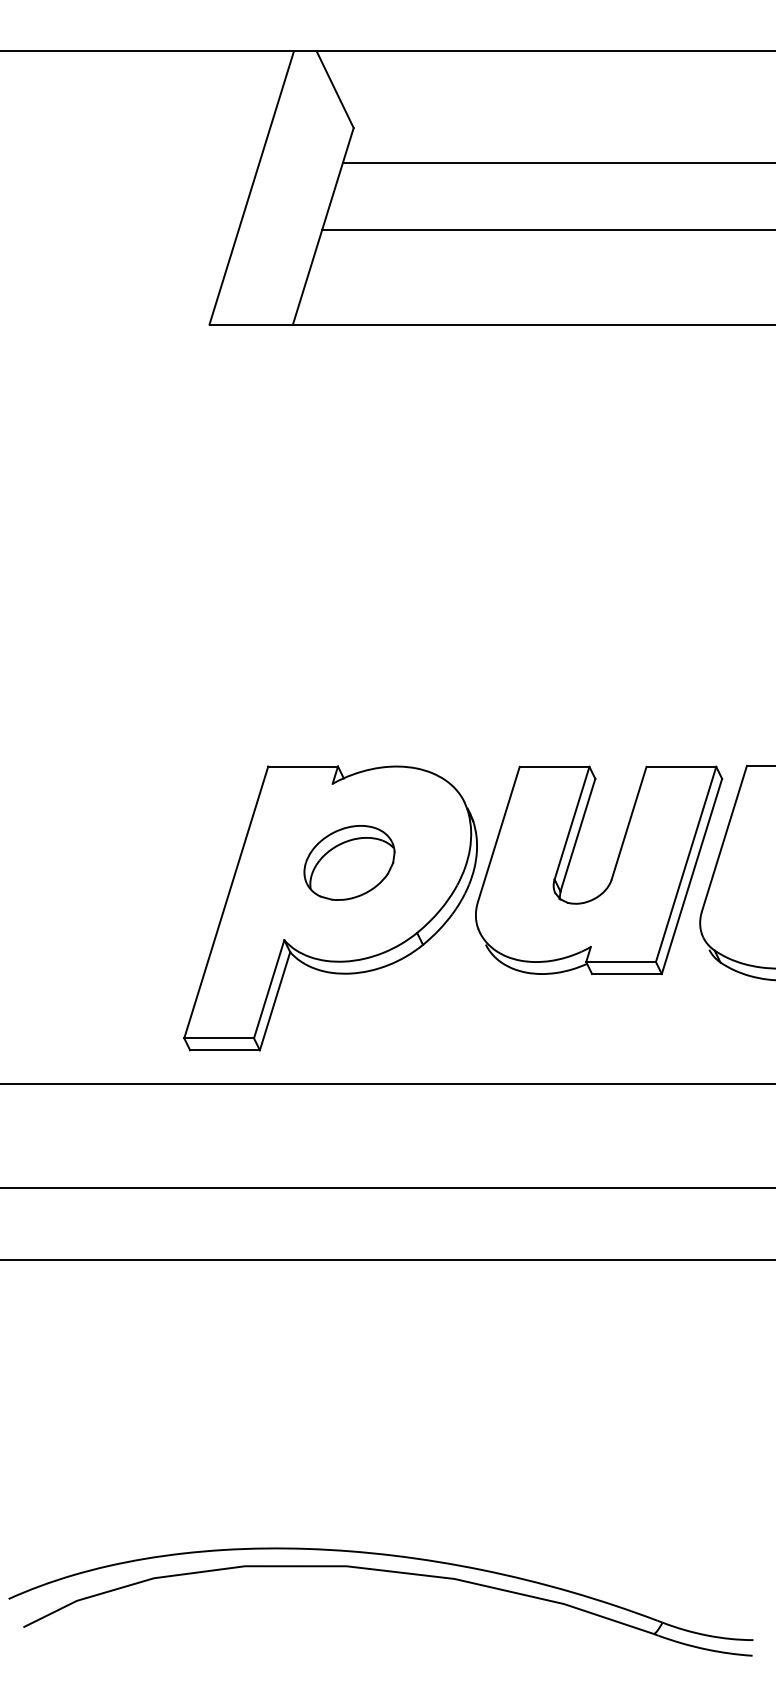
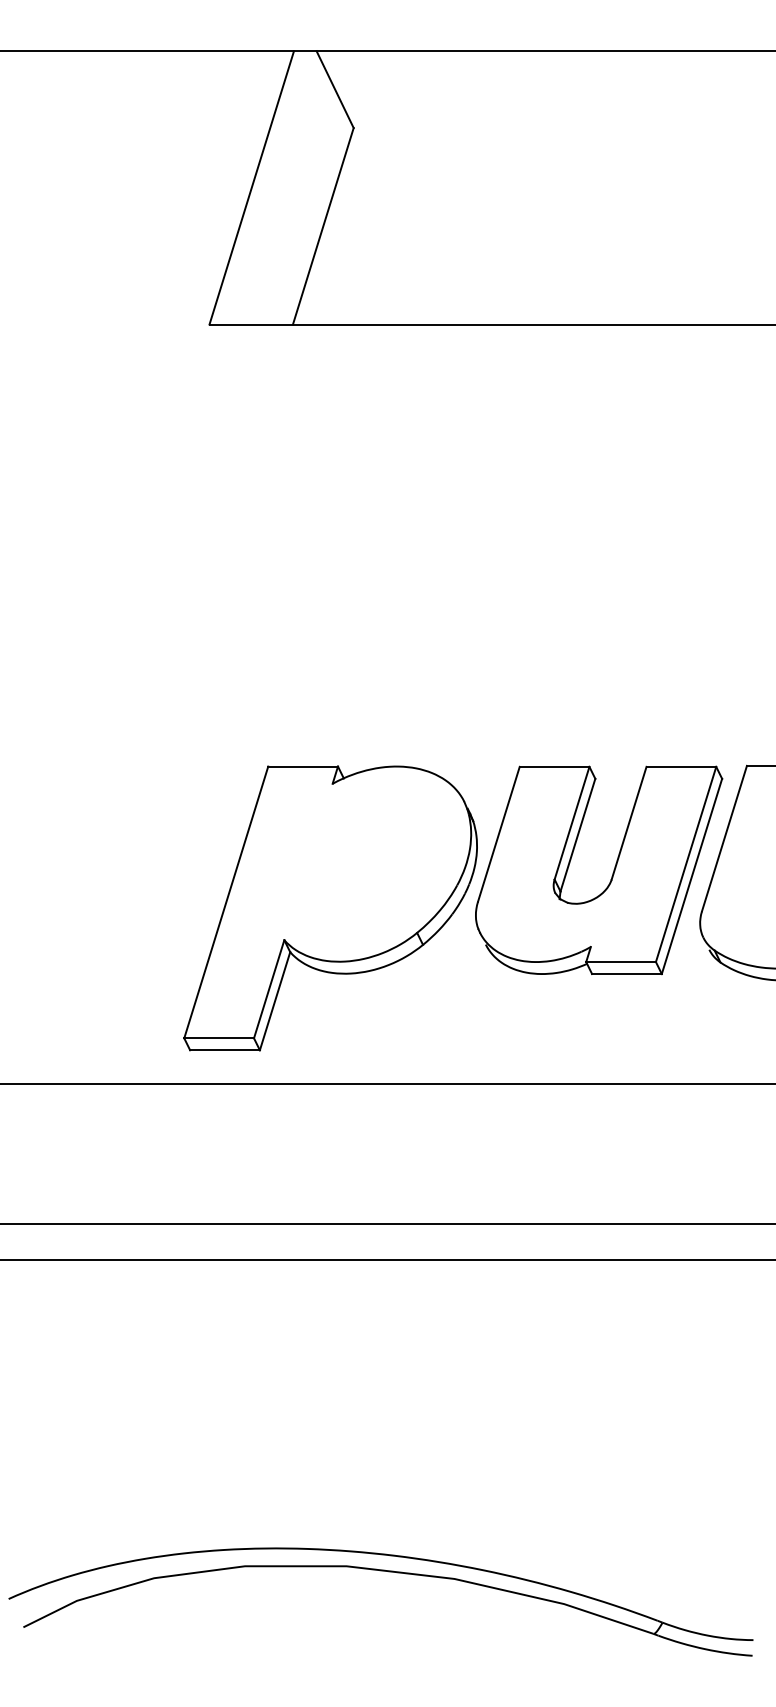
line: present -> none (557, 163)
line: present -> none (547, 229)
part: present -> none (349, 862)
line position: (387, 1188) -> (387, 1224) (387, 1224)
